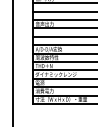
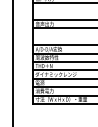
line: present -> none (63, 11)
line: present -> none (63, 36)
